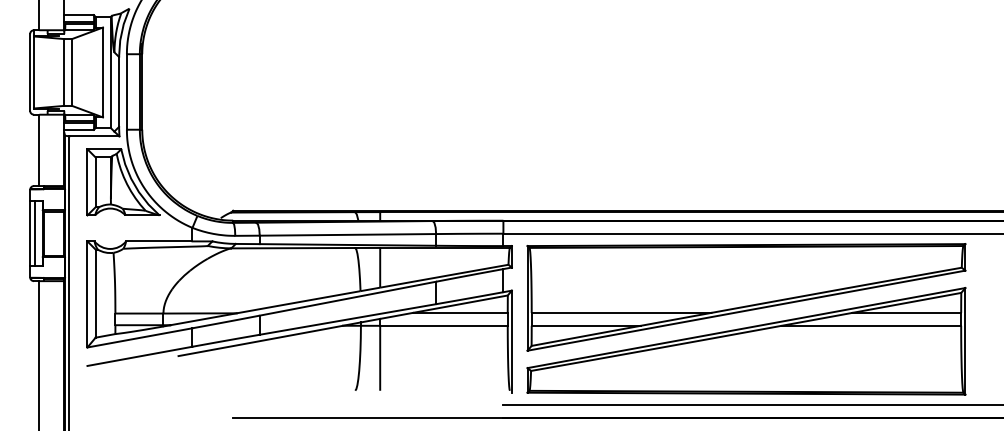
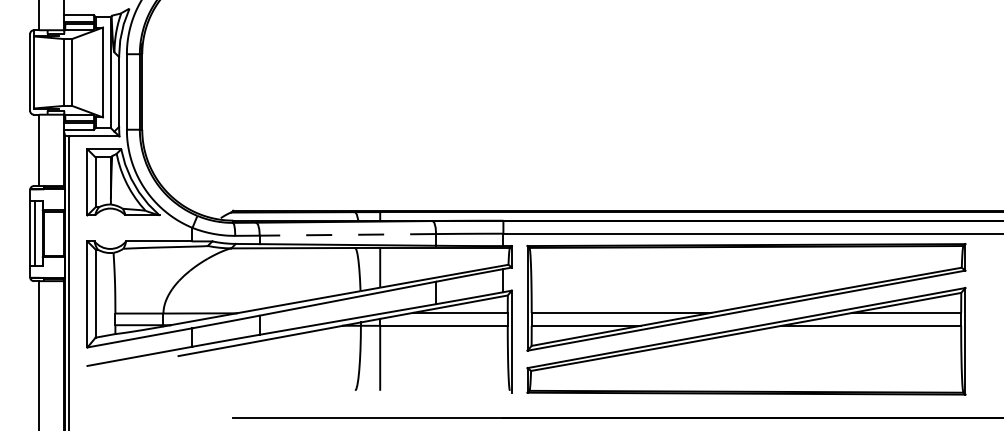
line: solid -> dashed (347, 234)
line: present -> none (751, 405)
